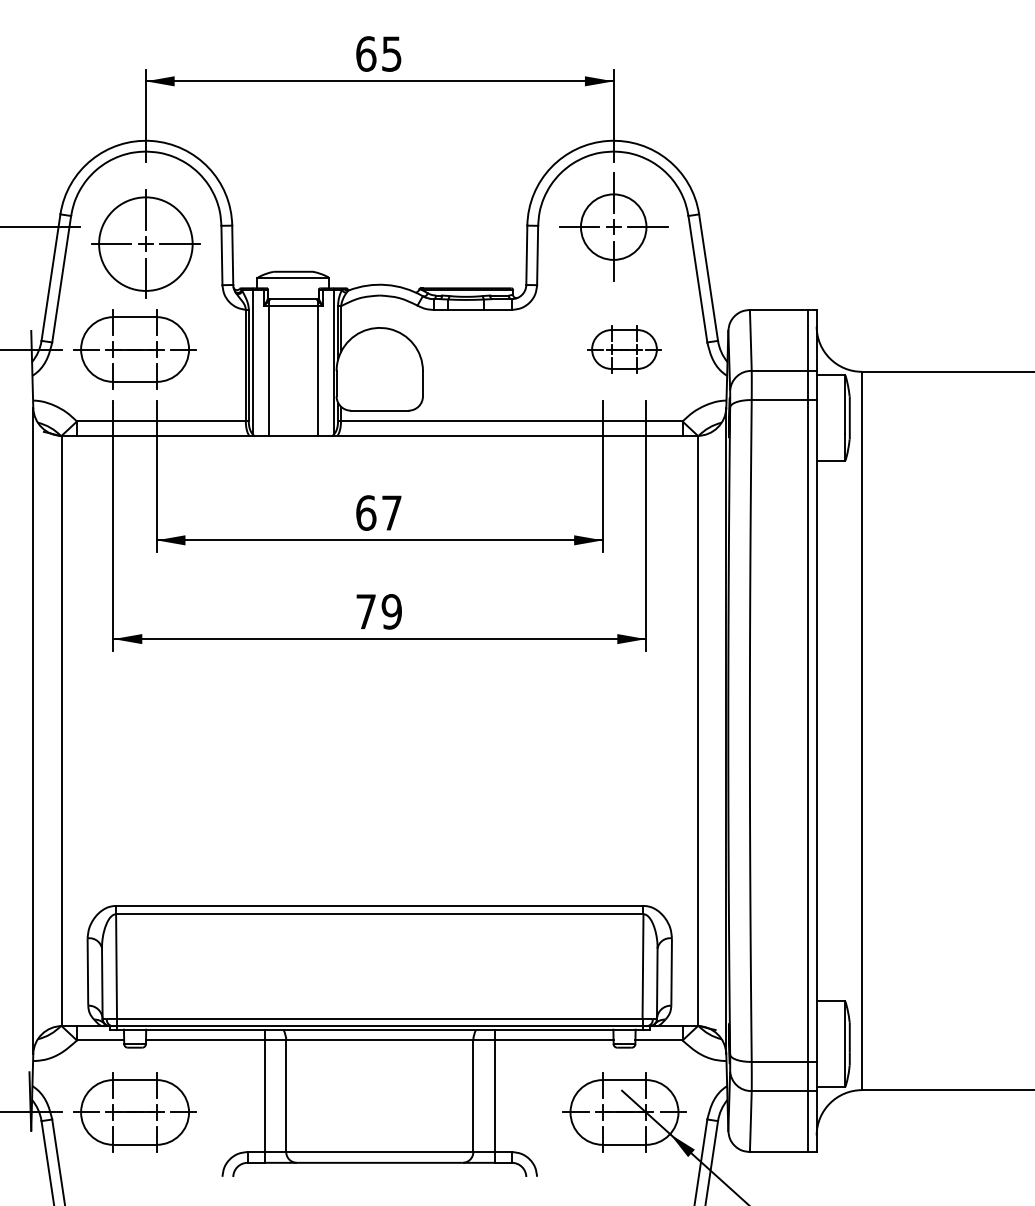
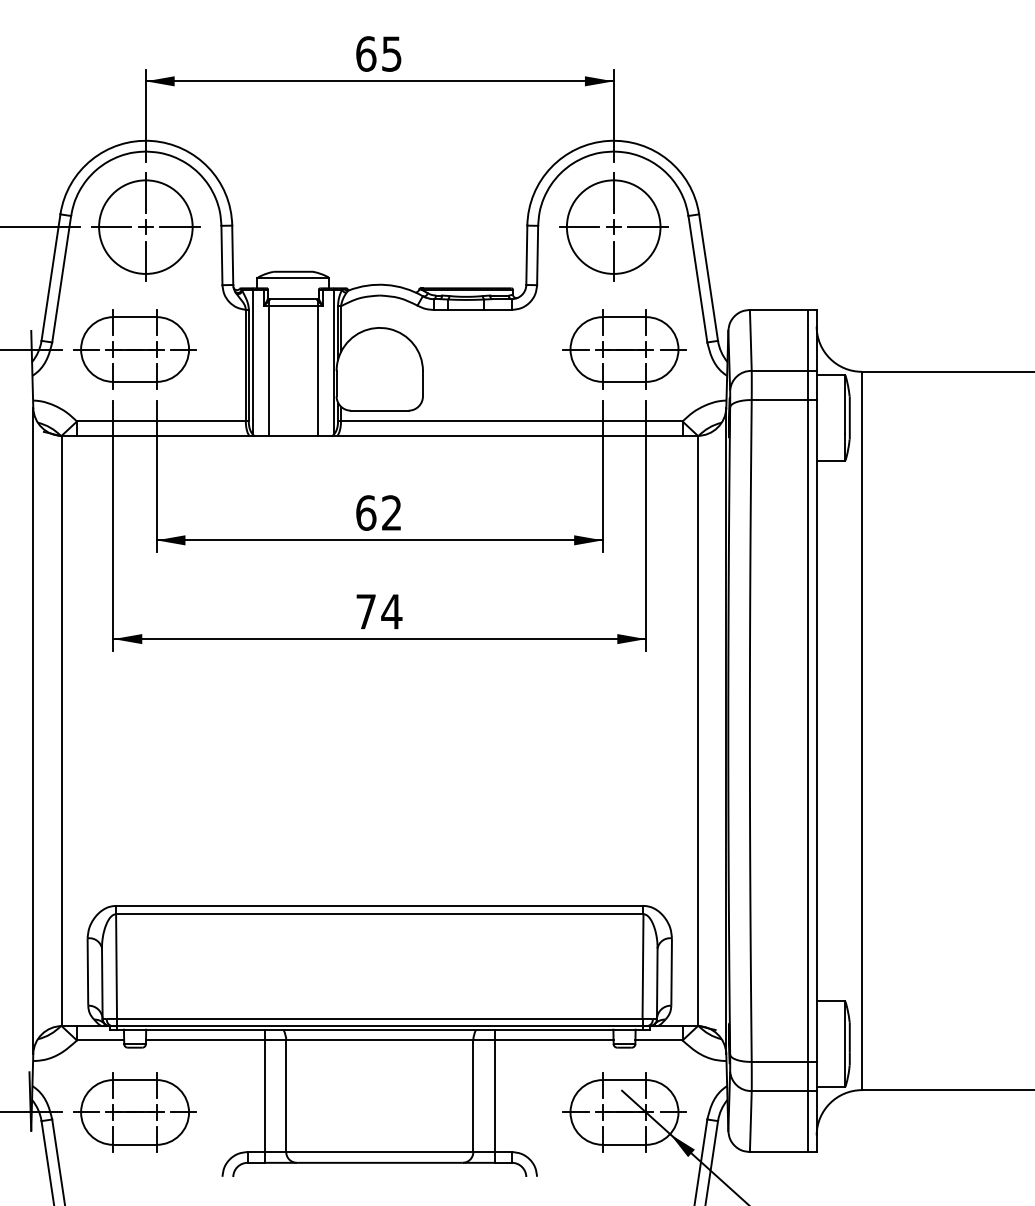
circle diameter: 65 px -> 94 px (613, 226)
part position: (145, 243) -> (145, 226) (145, 226)
part size: 75x49 px -> 125x81 px (624, 349)
text: 67 -> 62 (391, 512)
text: 79 -> 74 (391, 611)
